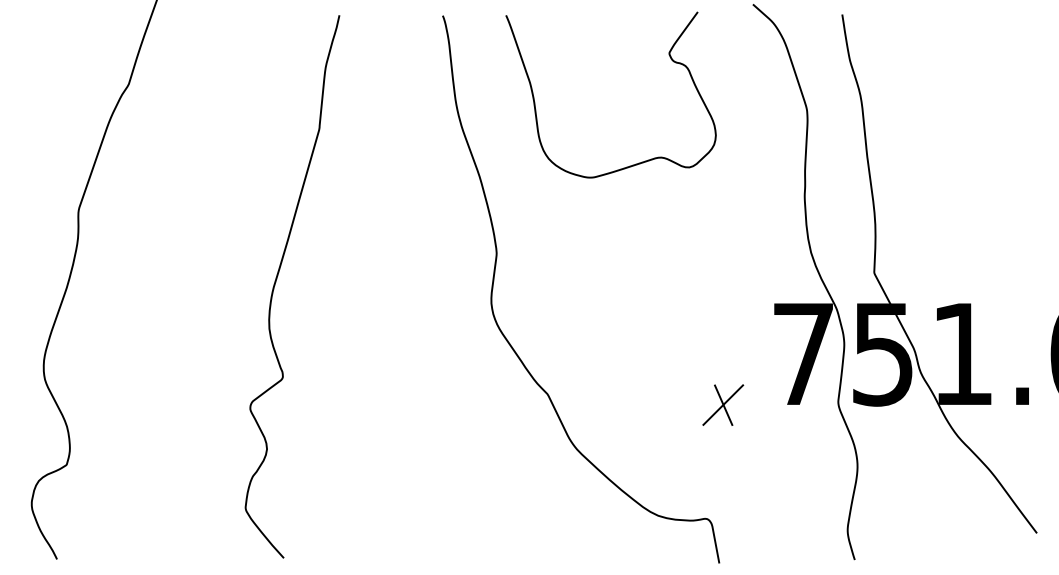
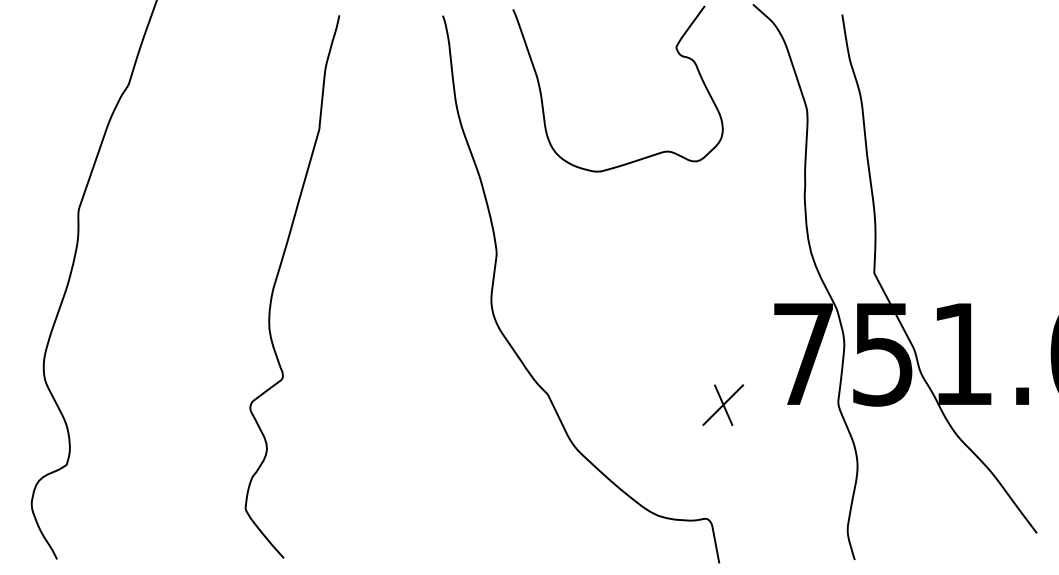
curve position: (669, 57) -> (676, 51) (676, 51)
